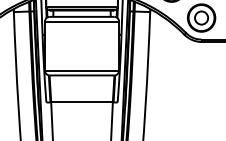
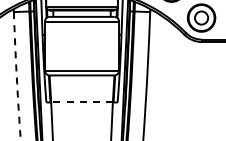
arc: solid -> dashed (16, 76)
line: solid -> dashed (82, 102)
